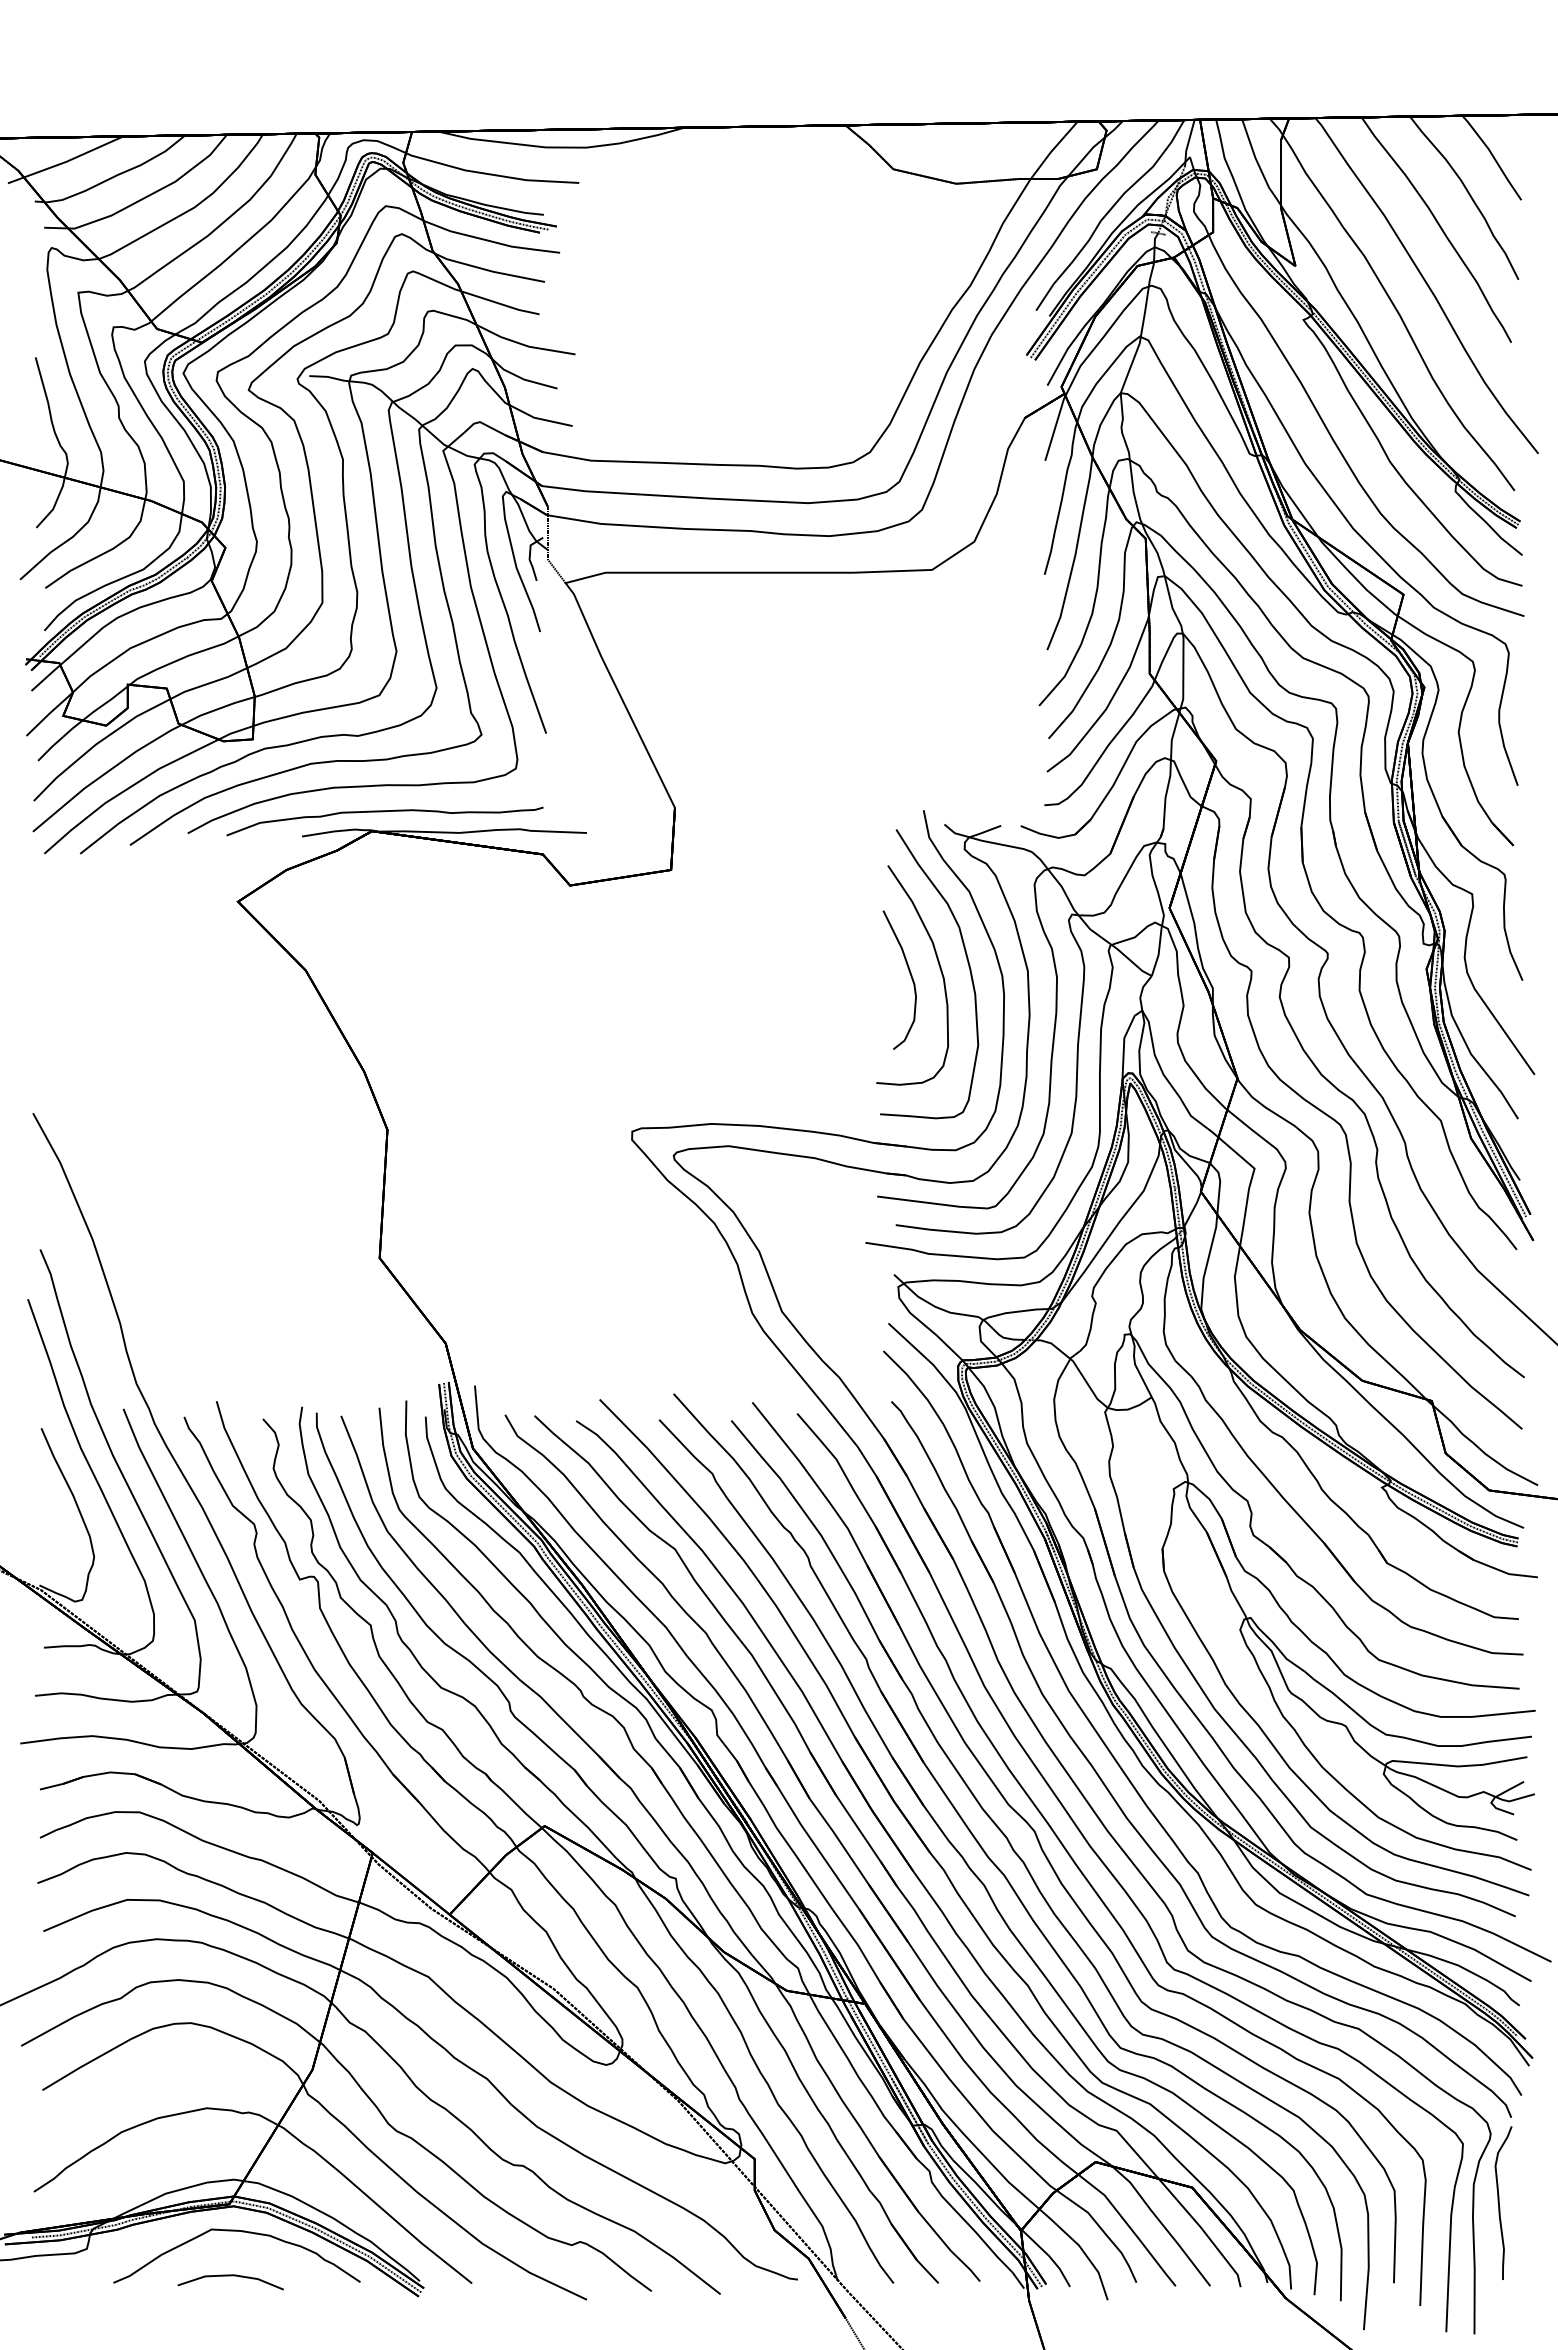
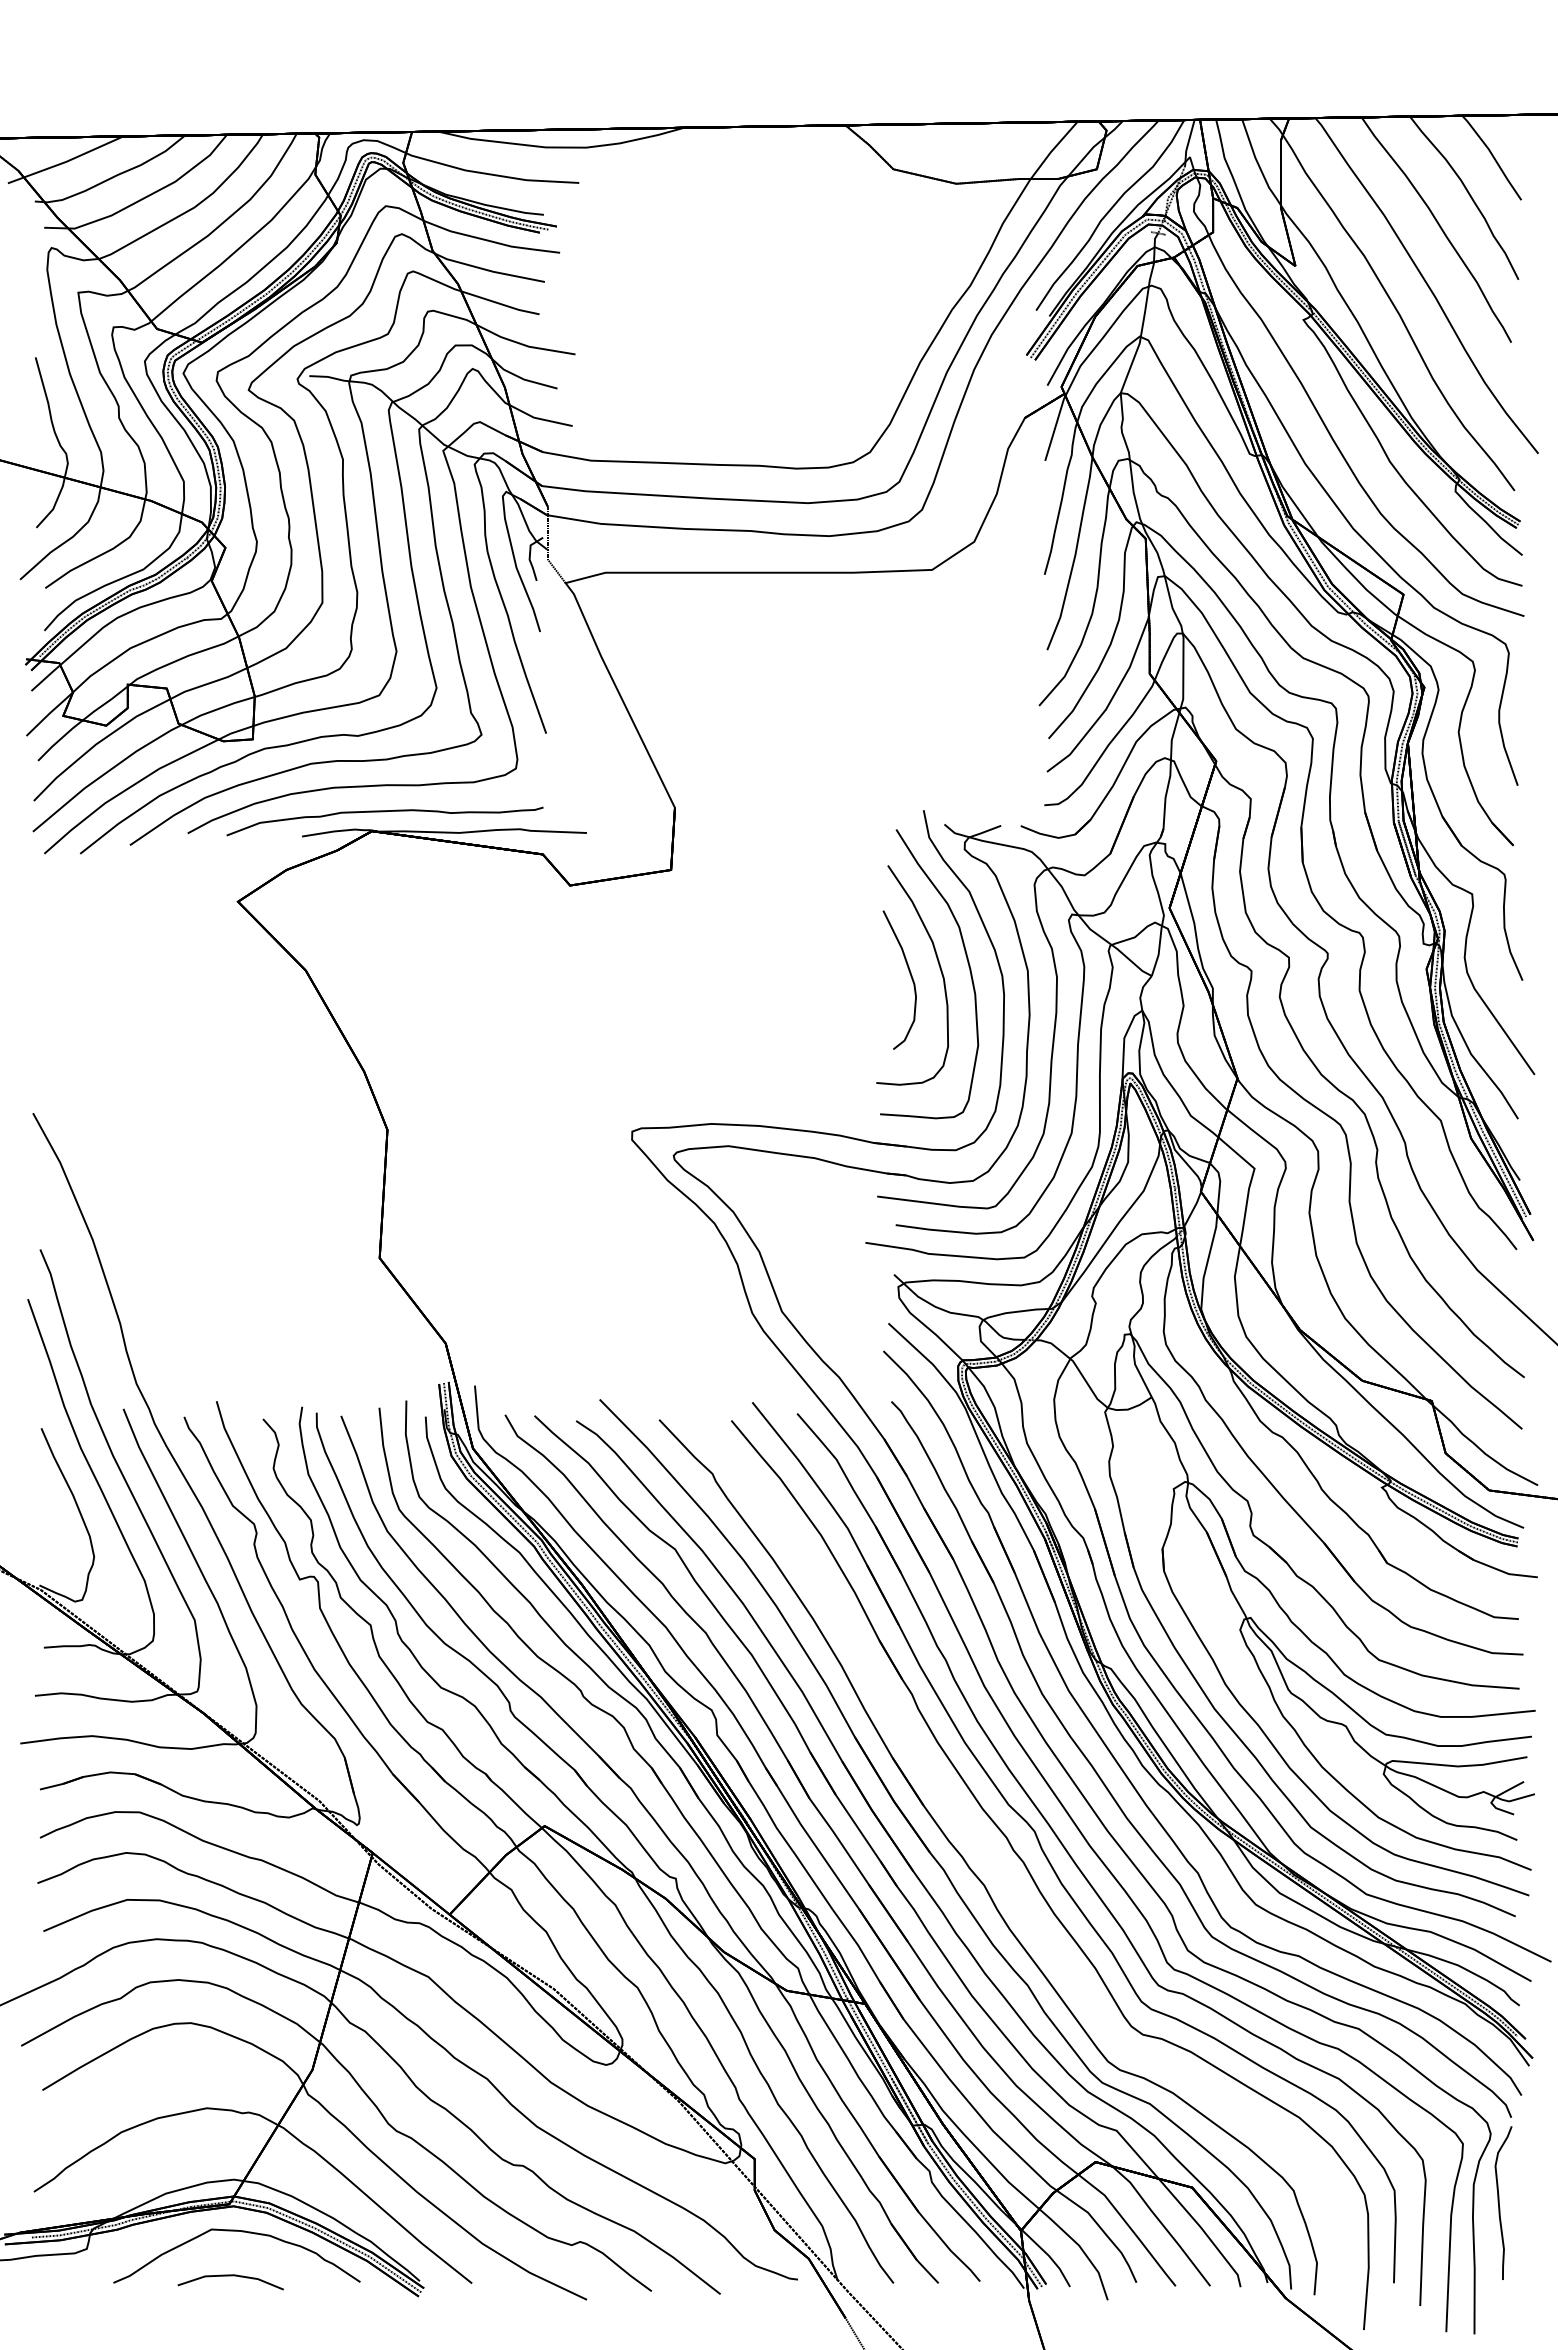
part: present -> none (993, 1861)
